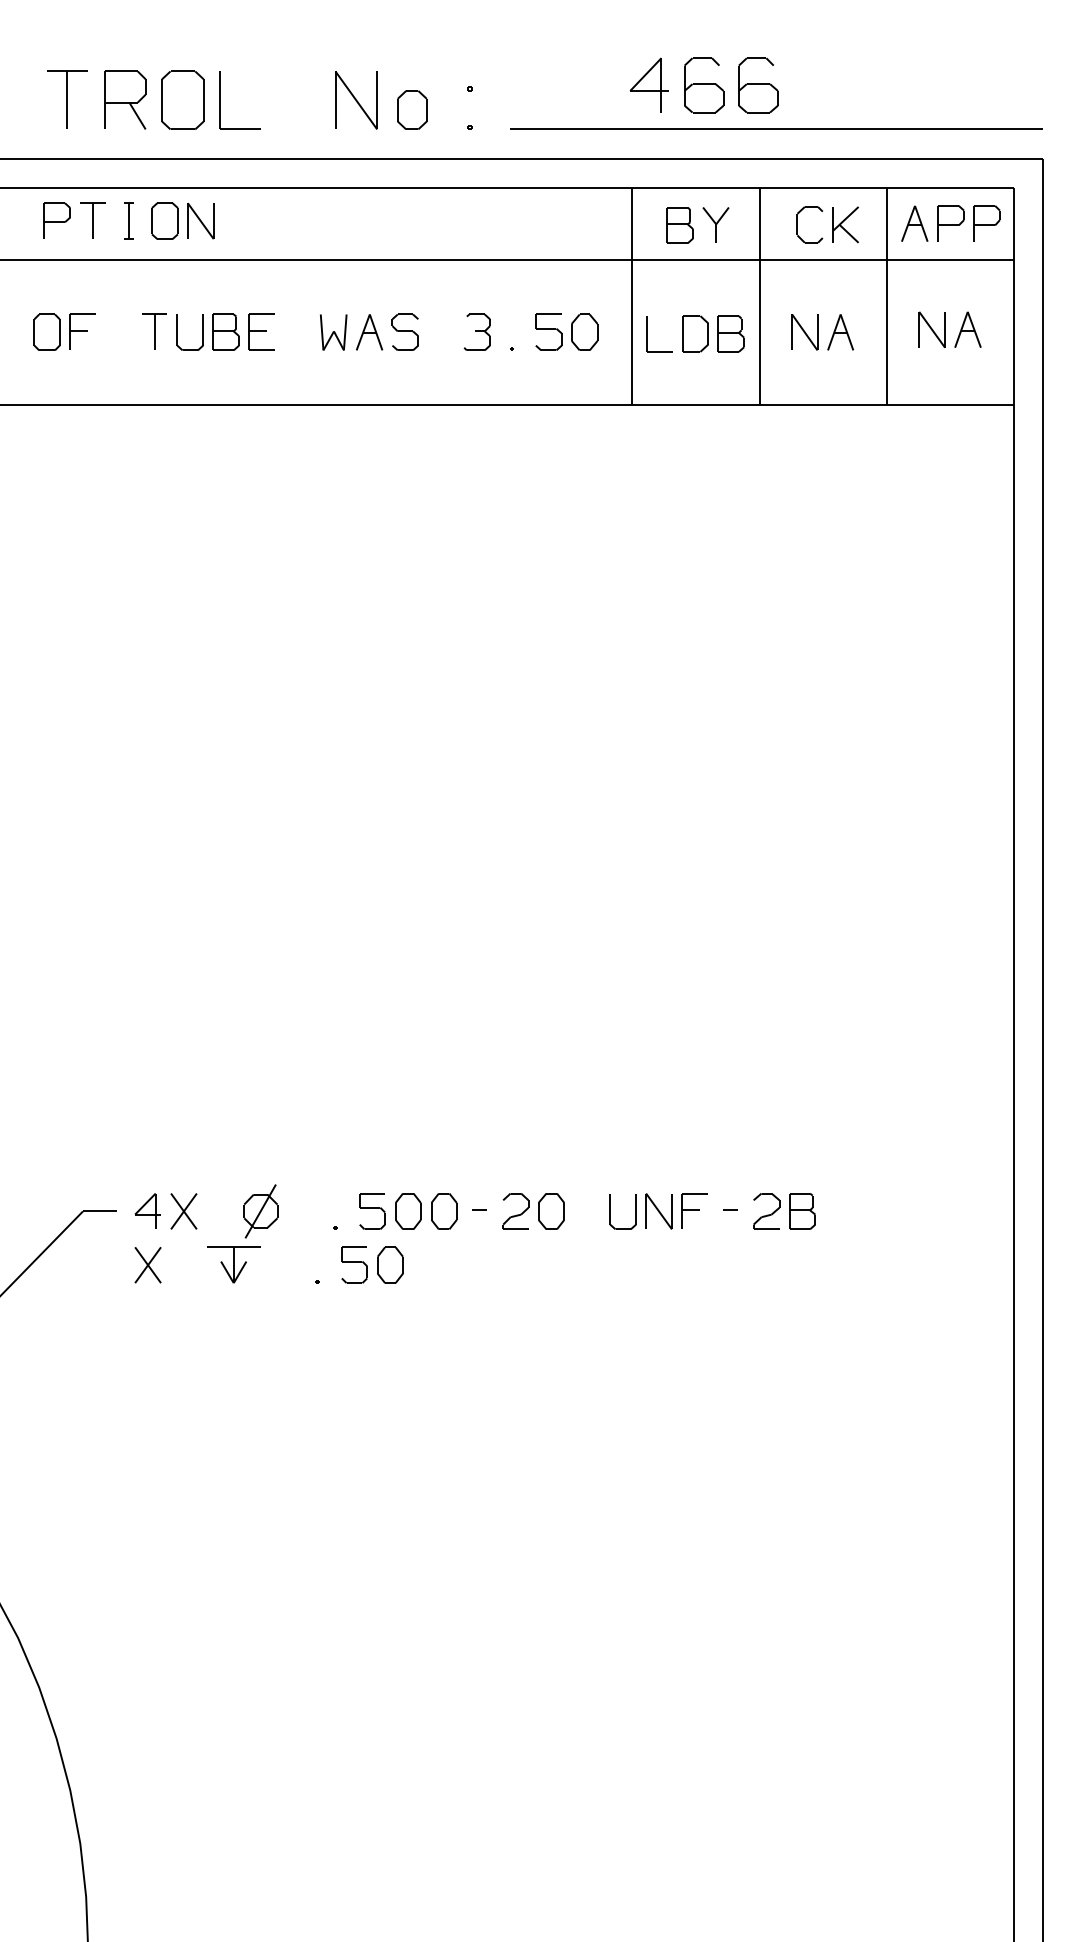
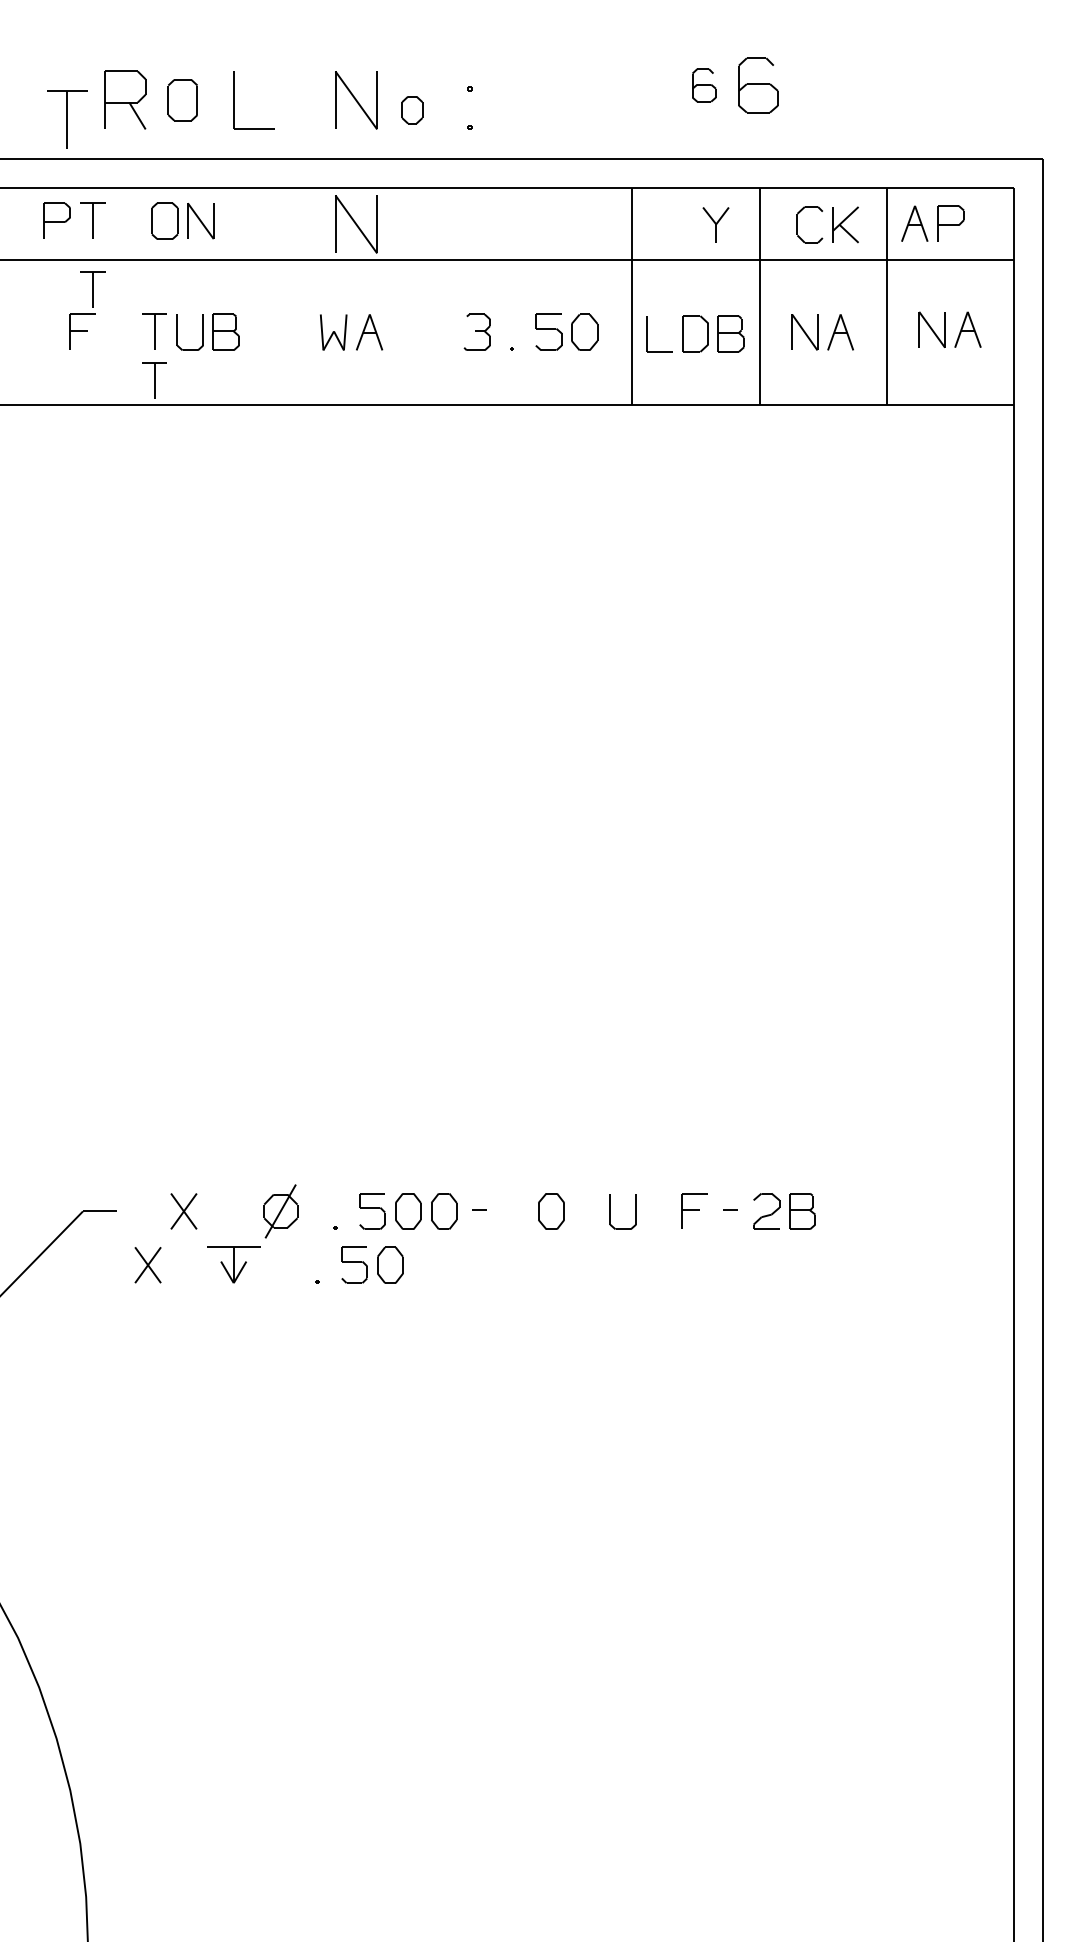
part: present -> none (648, 84)
part size: 41x57 px -> 25x35 px (704, 85)
part position: (67, 99) -> (67, 119) (67, 119)
part size: 44x60 px -> 31x43 px (182, 100)
part position: (220, 100) -> (234, 100) (234, 100)
part size: 31x40 px -> 23x29 px (412, 110)
line: present -> none (776, 128)
part: present -> none (128, 220)
part: present -> none (986, 223)
part: none -> present (356, 224)
part: present -> none (679, 225)
part: none -> present (92, 289)
part: present -> none (46, 331)
part: present -> none (261, 331)
part: present -> none (404, 331)
part: none -> present (154, 380)
part: present -> none (147, 1210)
part position: (260, 1211) -> (280, 1211) (280, 1211)
part: present -> none (515, 1211)
part: present -> none (658, 1211)
